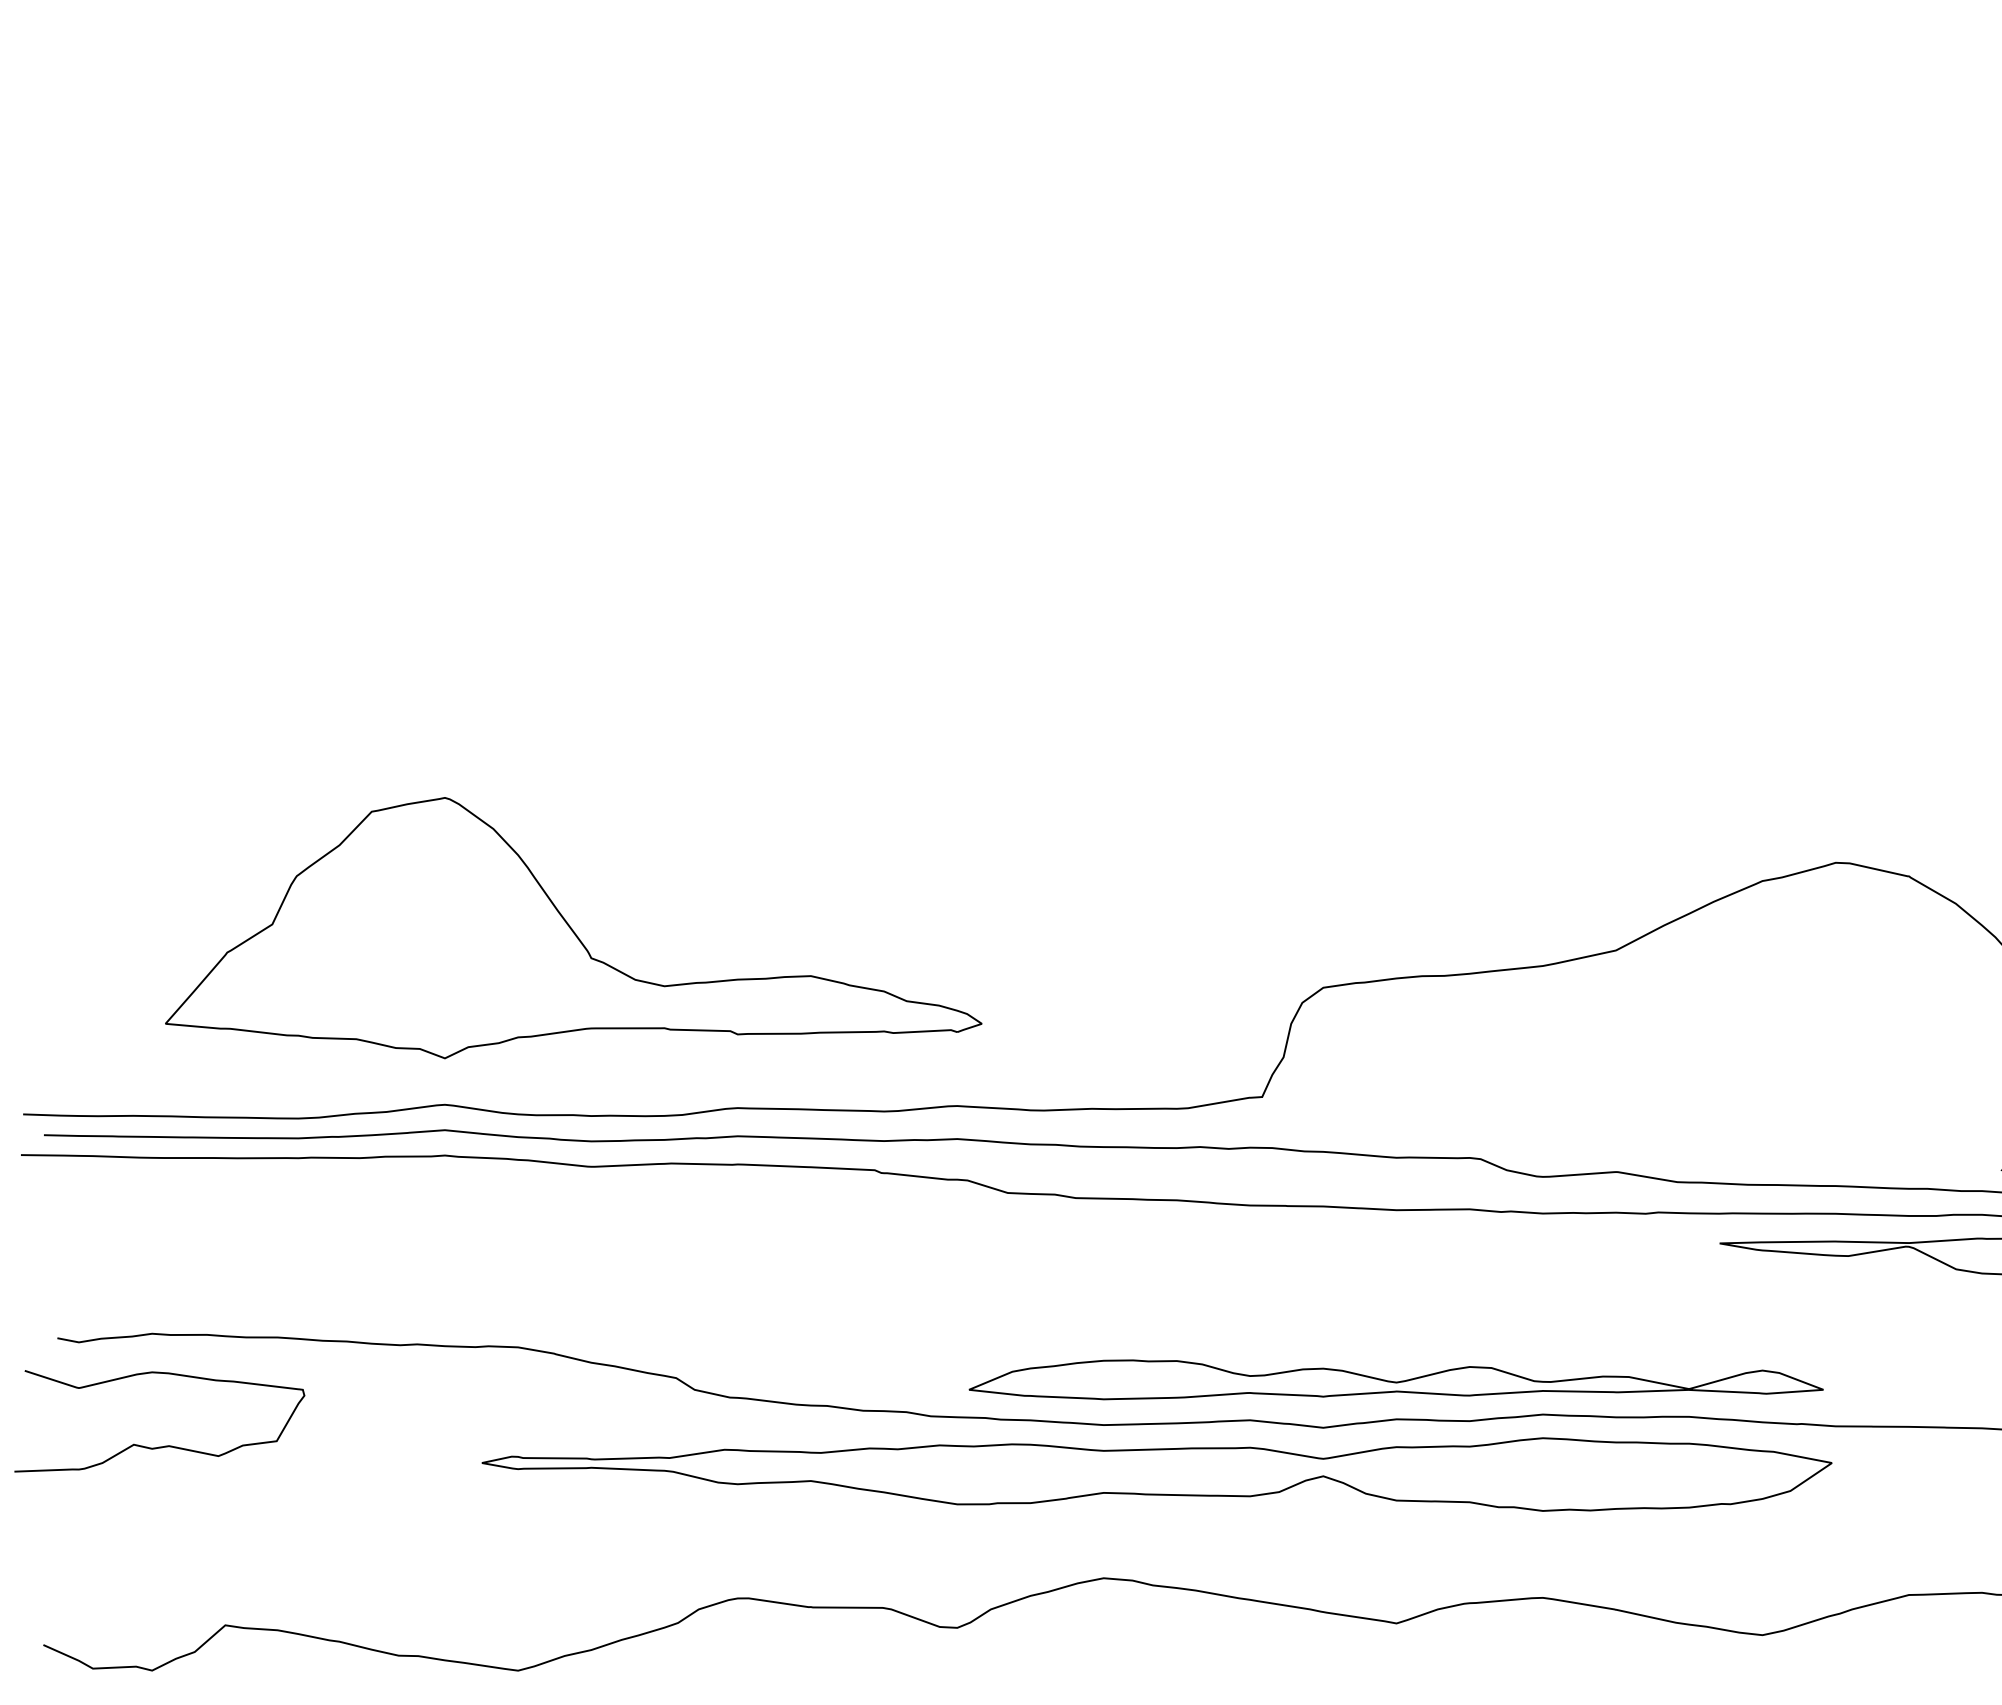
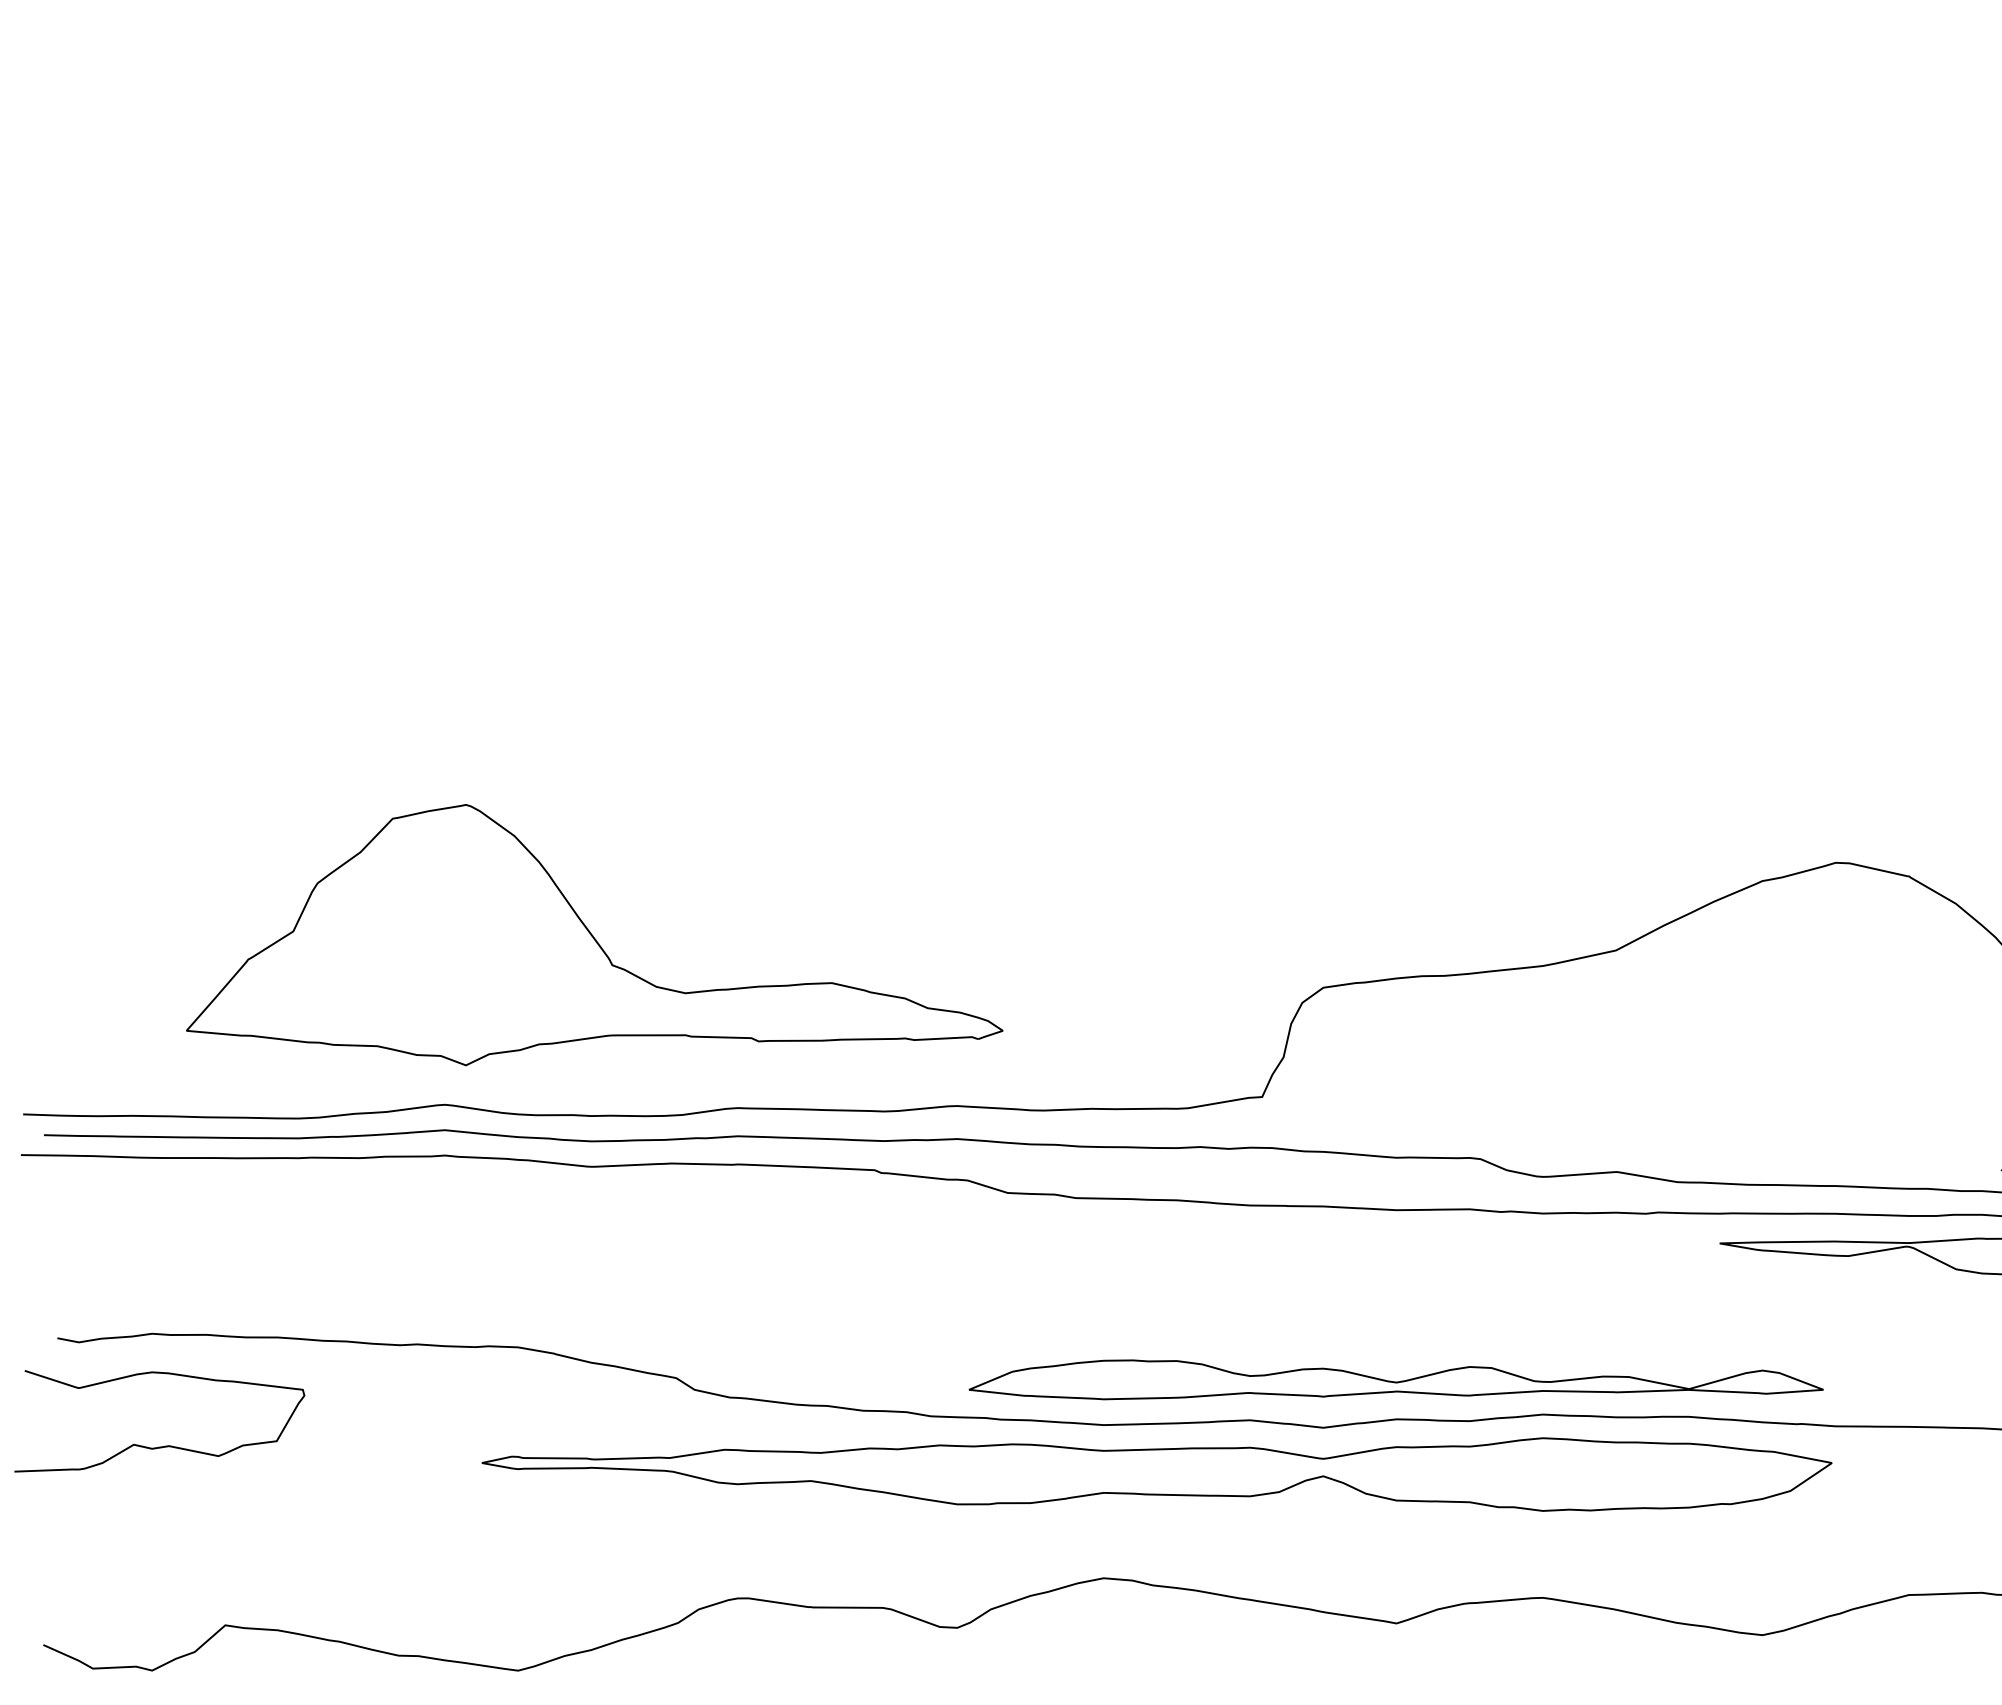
part position: (573, 928) -> (594, 935) (594, 935)
